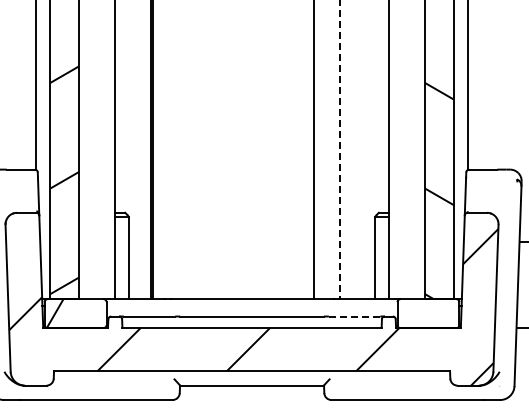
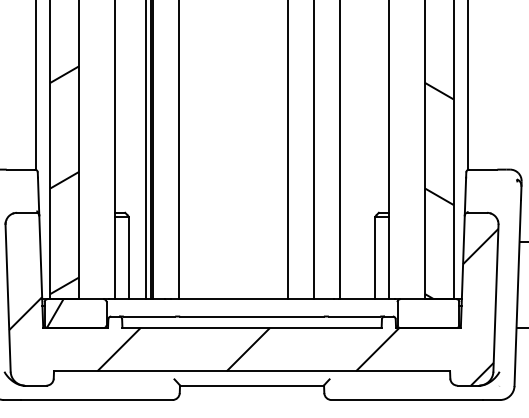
line: none -> present (145, 150)
line: none -> present (178, 150)
line: none -> present (288, 150)
line: dashed -> solid (339, 150)
line: dashed -> solid (354, 316)
